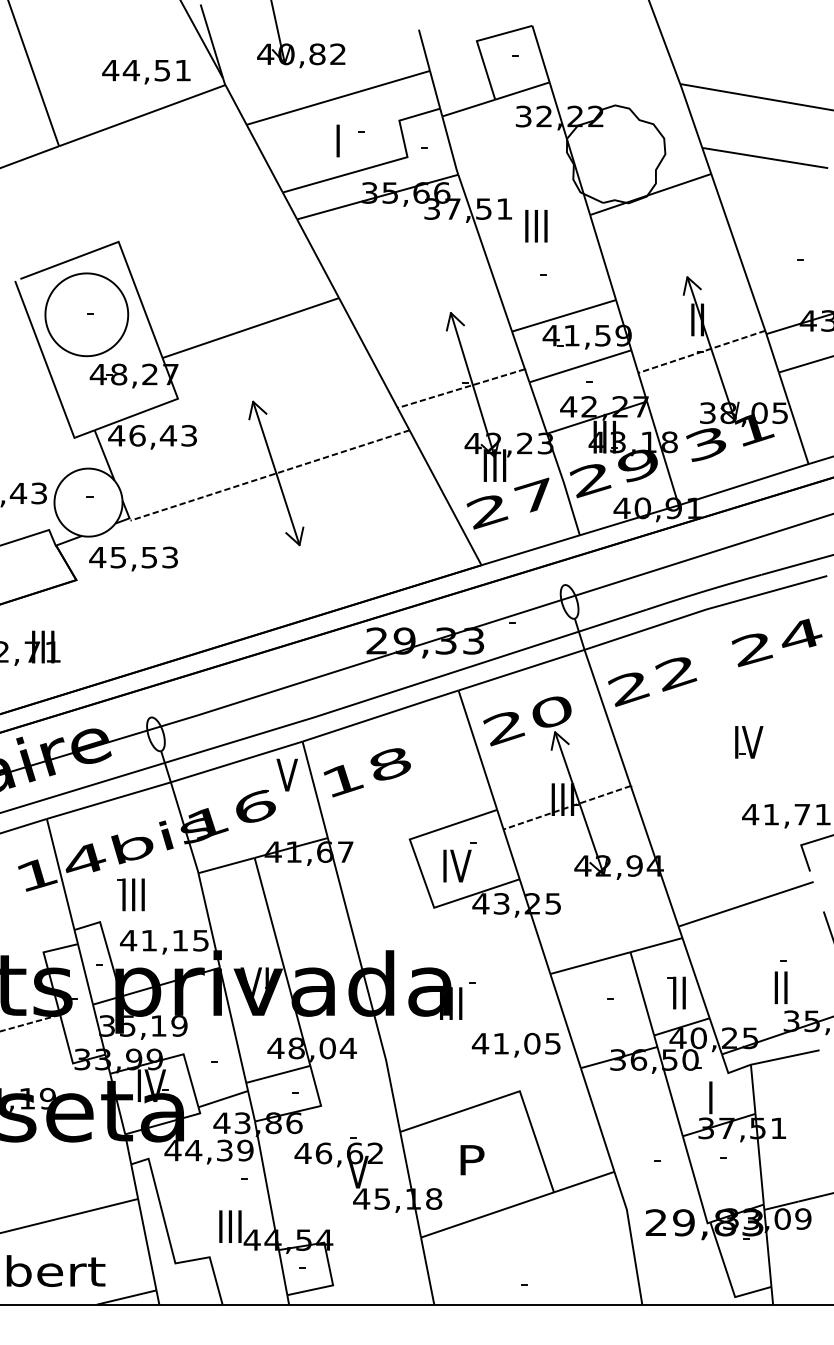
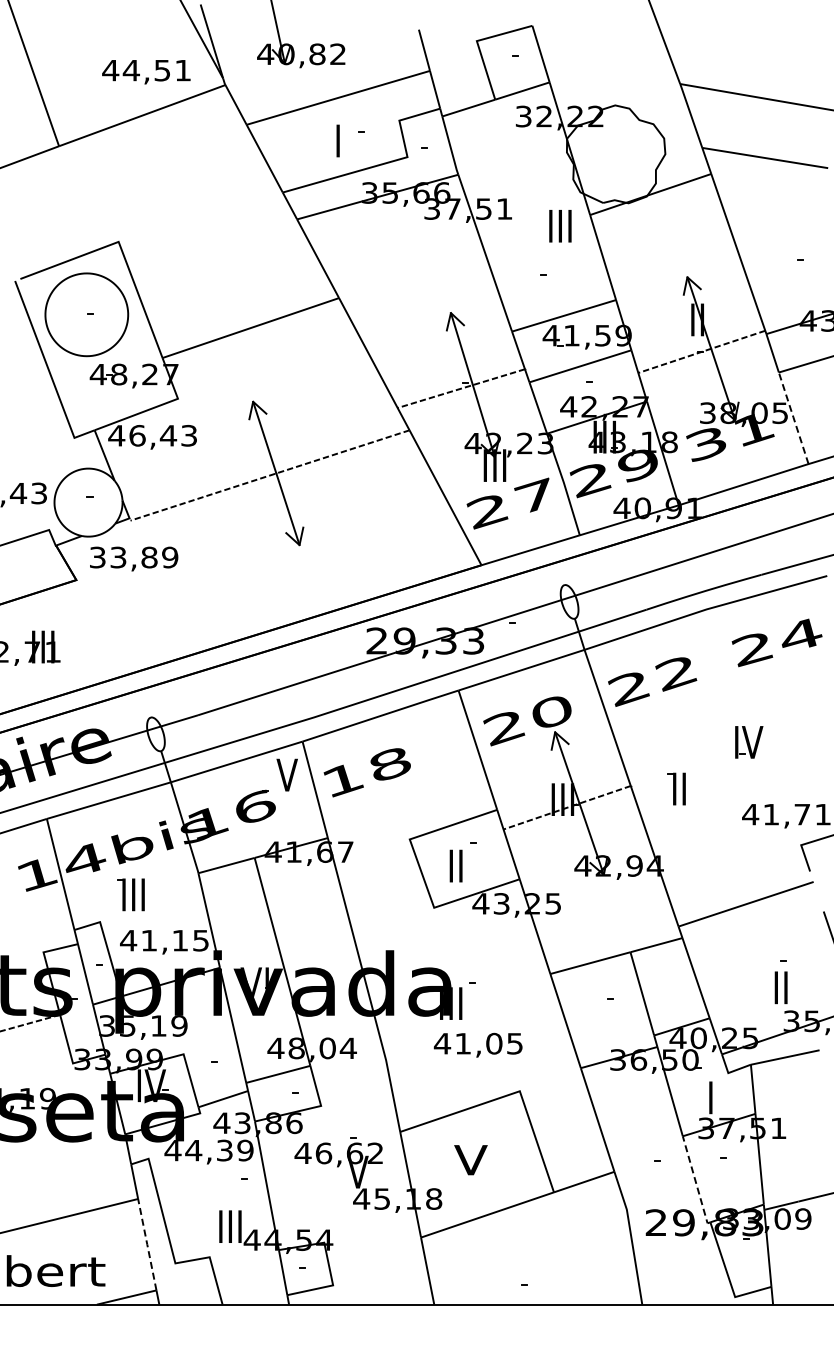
text position: (536, 226) -> (560, 226) (560, 226)
line: solid -> dashed (793, 418)
text: 45,53 -> 33,89 (133, 557)
text: IV -> II (457, 865)
part position: (676, 992) -> (676, 788) (676, 788)
text position: (515, 1044) -> (477, 1044) (477, 1044)
text: P -> V (470, 1160)
line: solid -> dashed (695, 1181)
line: solid -> dashed (147, 1244)
